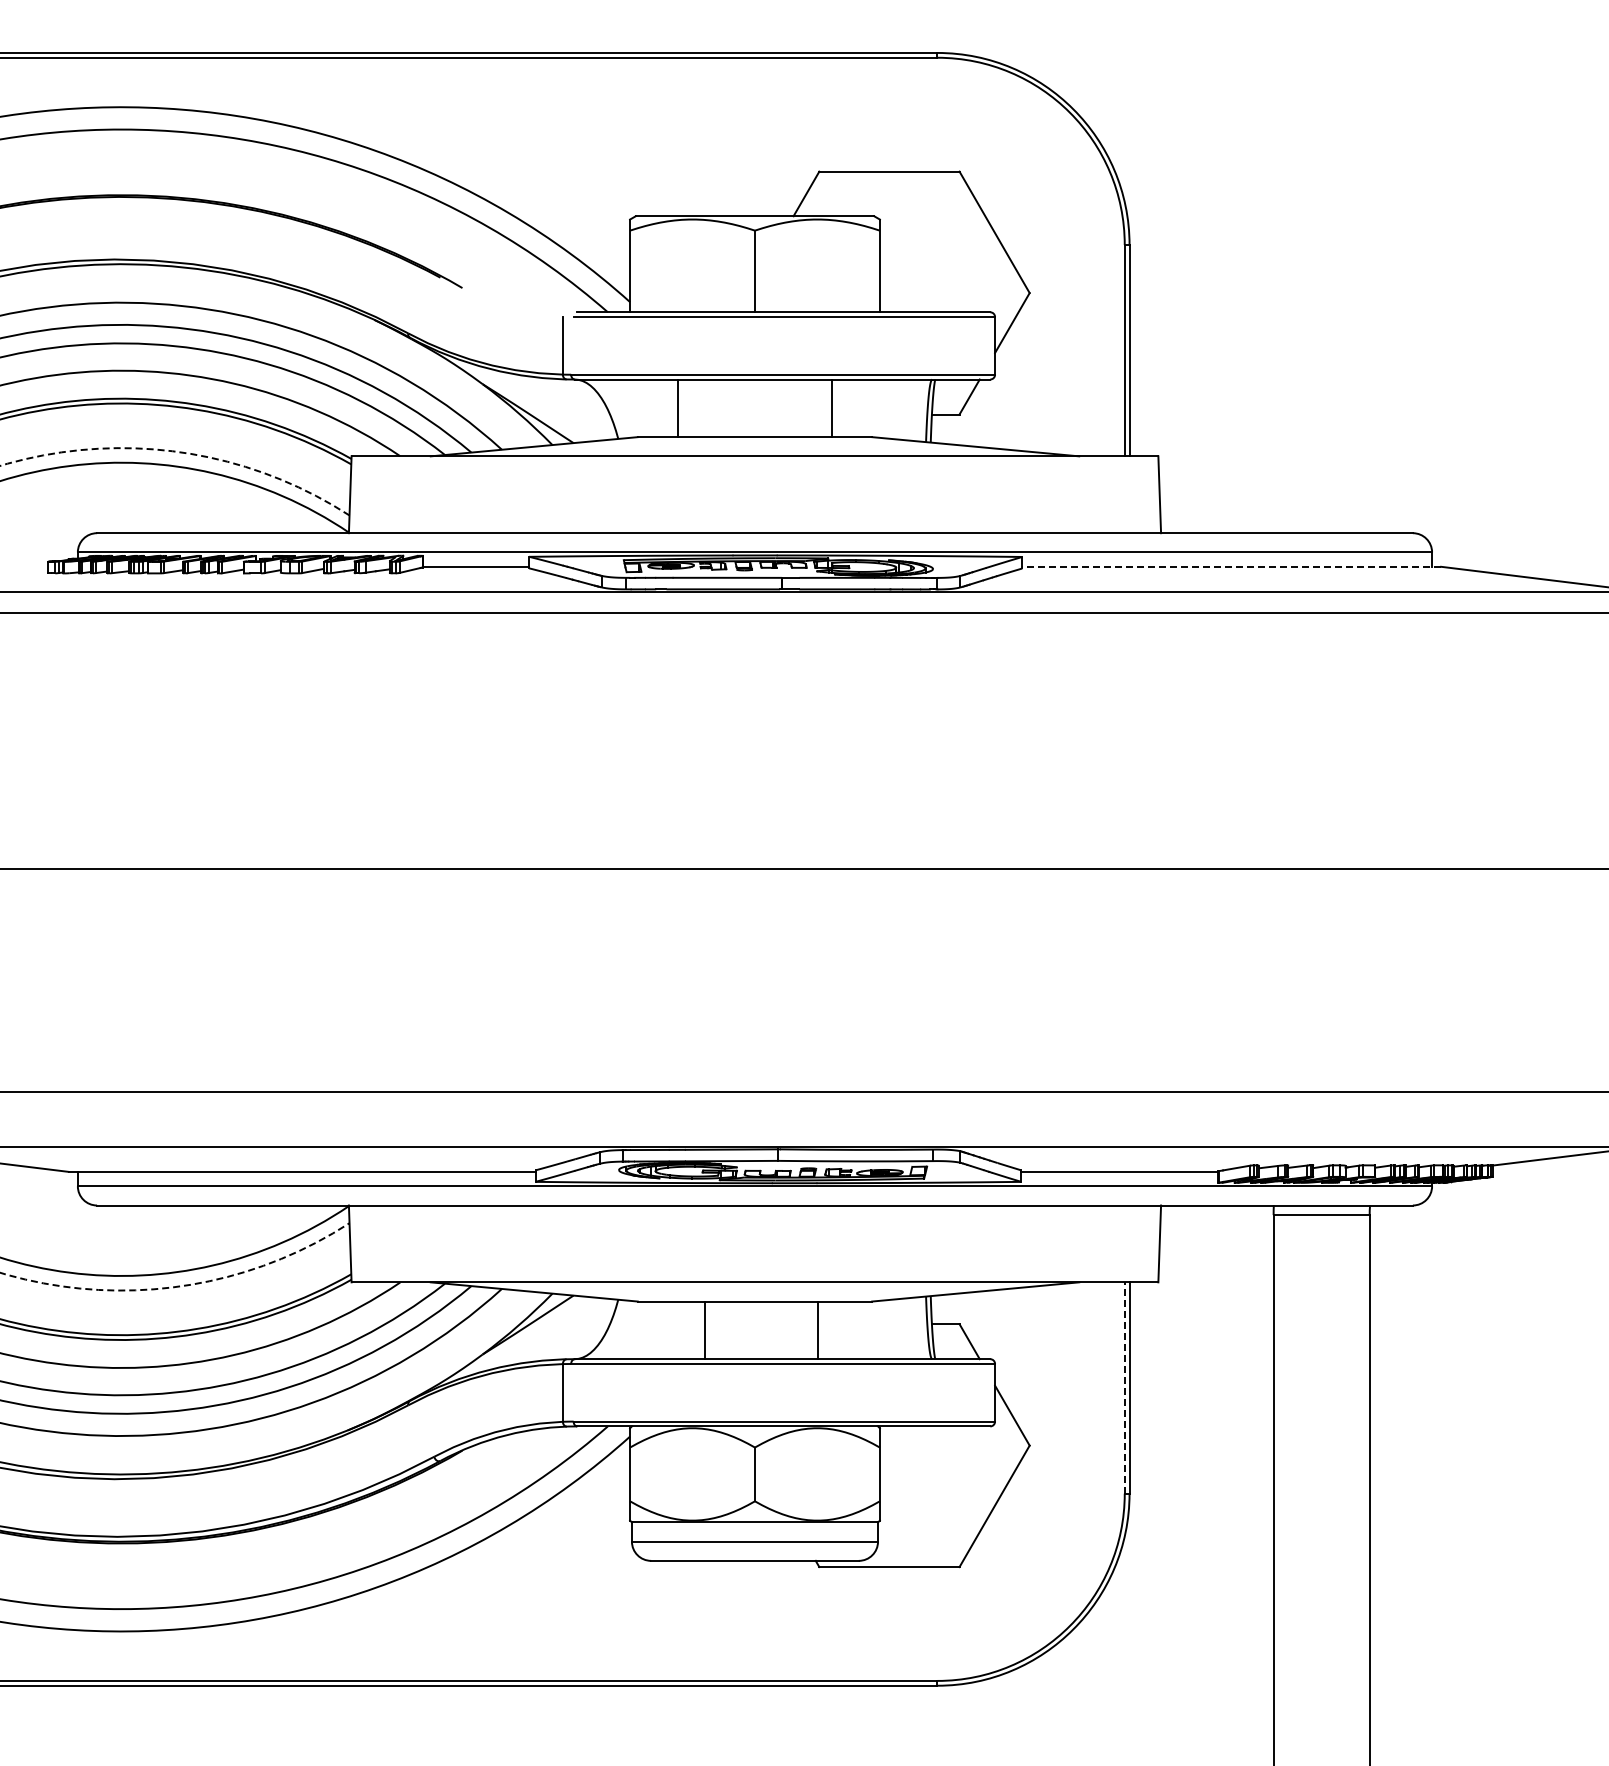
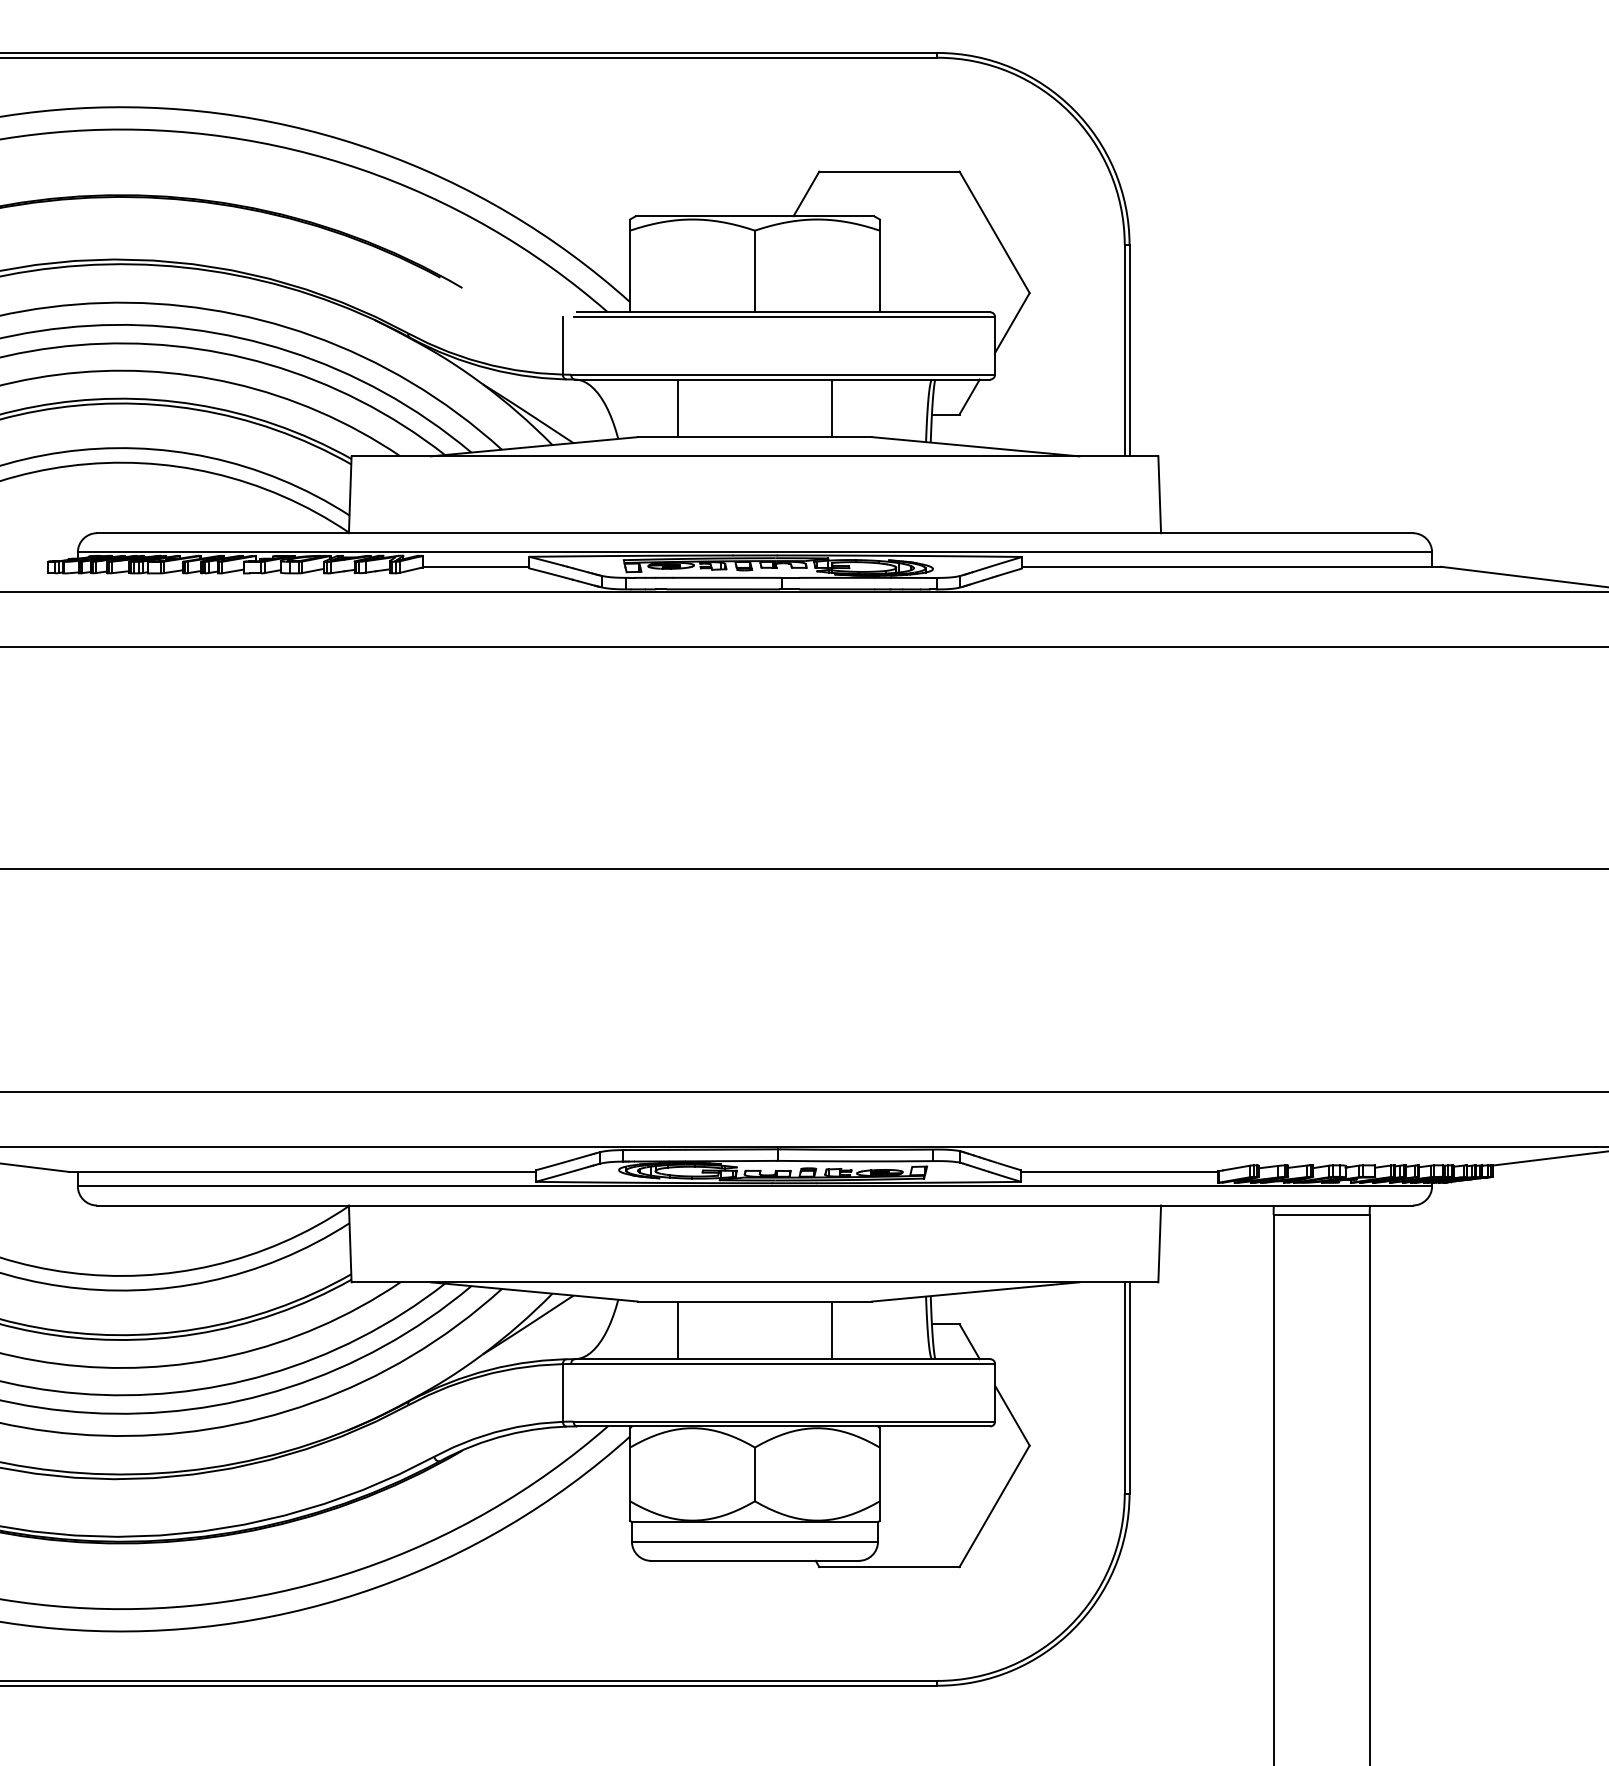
line: dashed -> solid (1231, 566)
line position: (803, 612) -> (803, 646) (803, 646)
arc: dashed -> solid (0, 1272)
line position: (705, 1330) -> (678, 1330) (678, 1330)
line position: (817, 1330) -> (831, 1330) (831, 1330)
line: dashed -> solid (1124, 1387)
